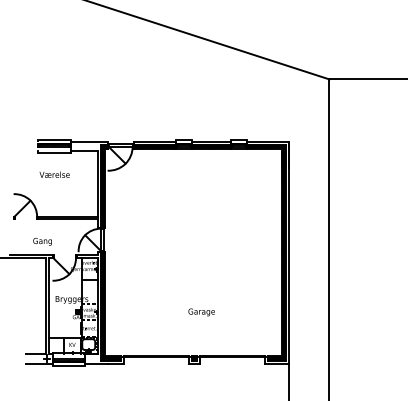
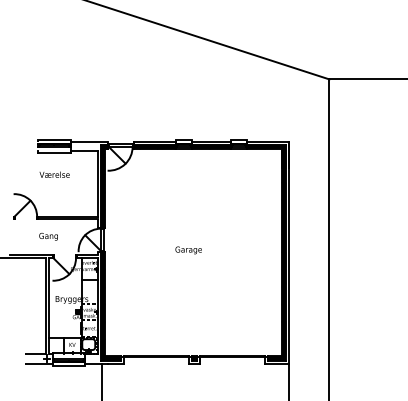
text position: (42, 241) -> (48, 236) (48, 236)
text position: (201, 312) -> (188, 250) (188, 250)
line: none -> present (101, 380)
